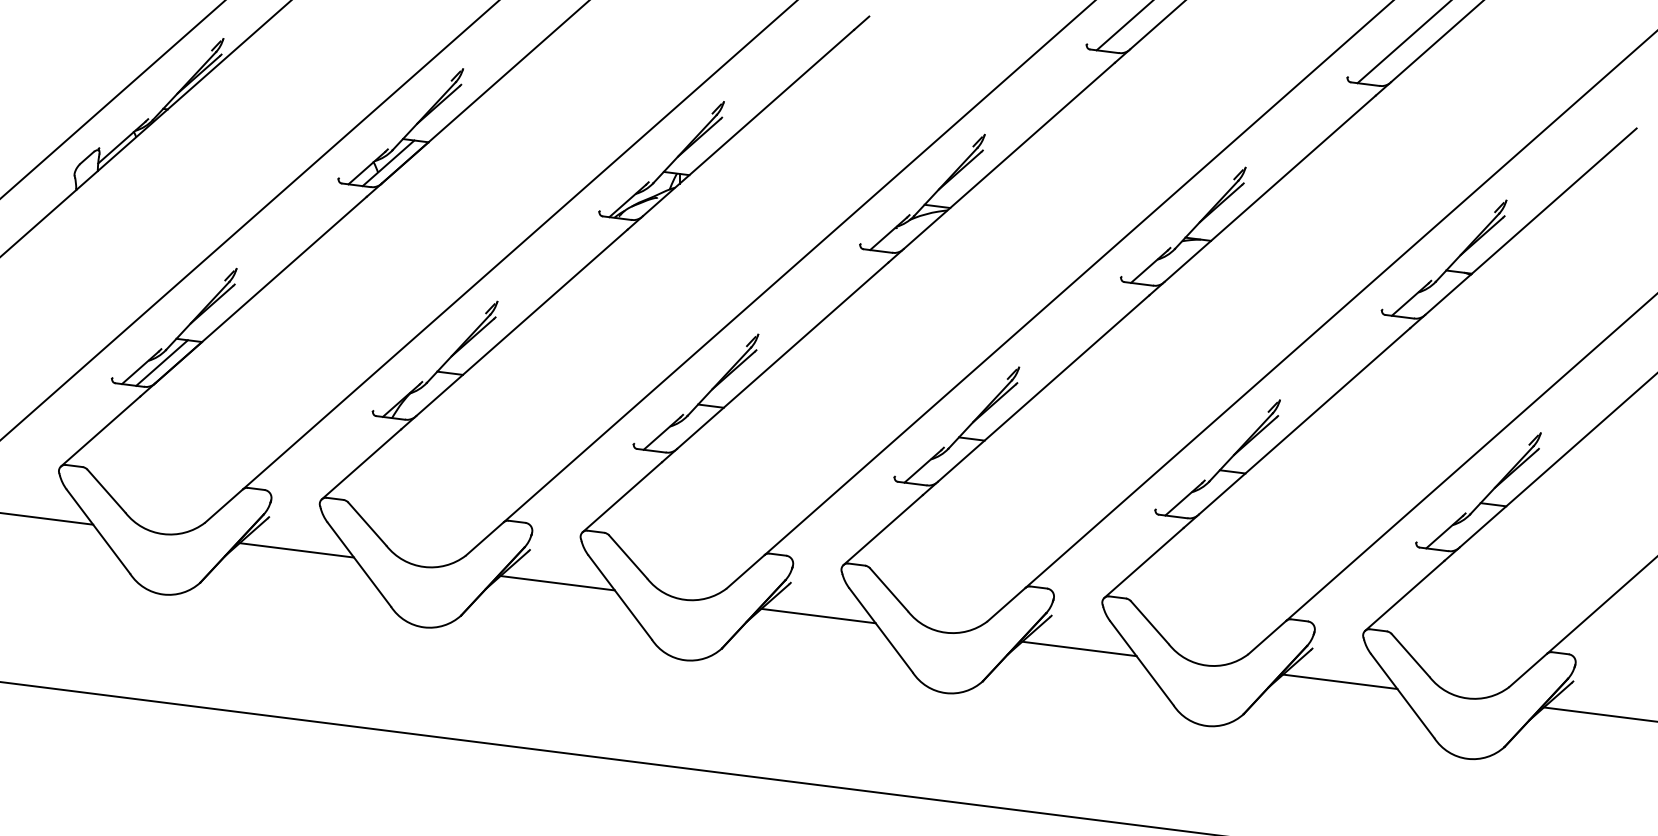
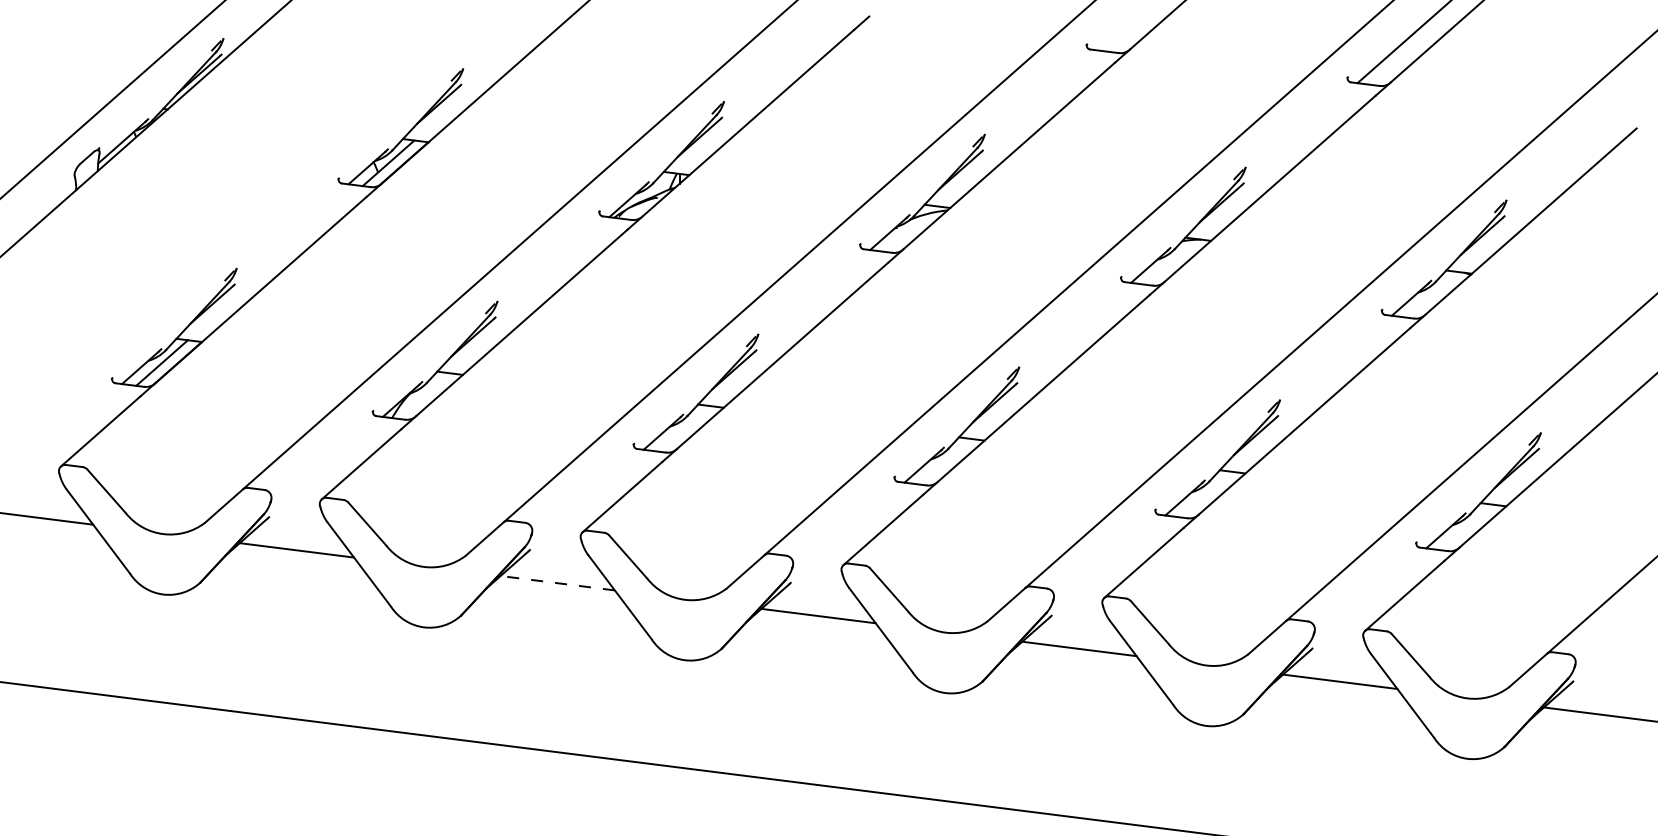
line: present -> none (1123, 26)
line: present -> none (249, 220)
line: solid -> dashed (557, 583)
